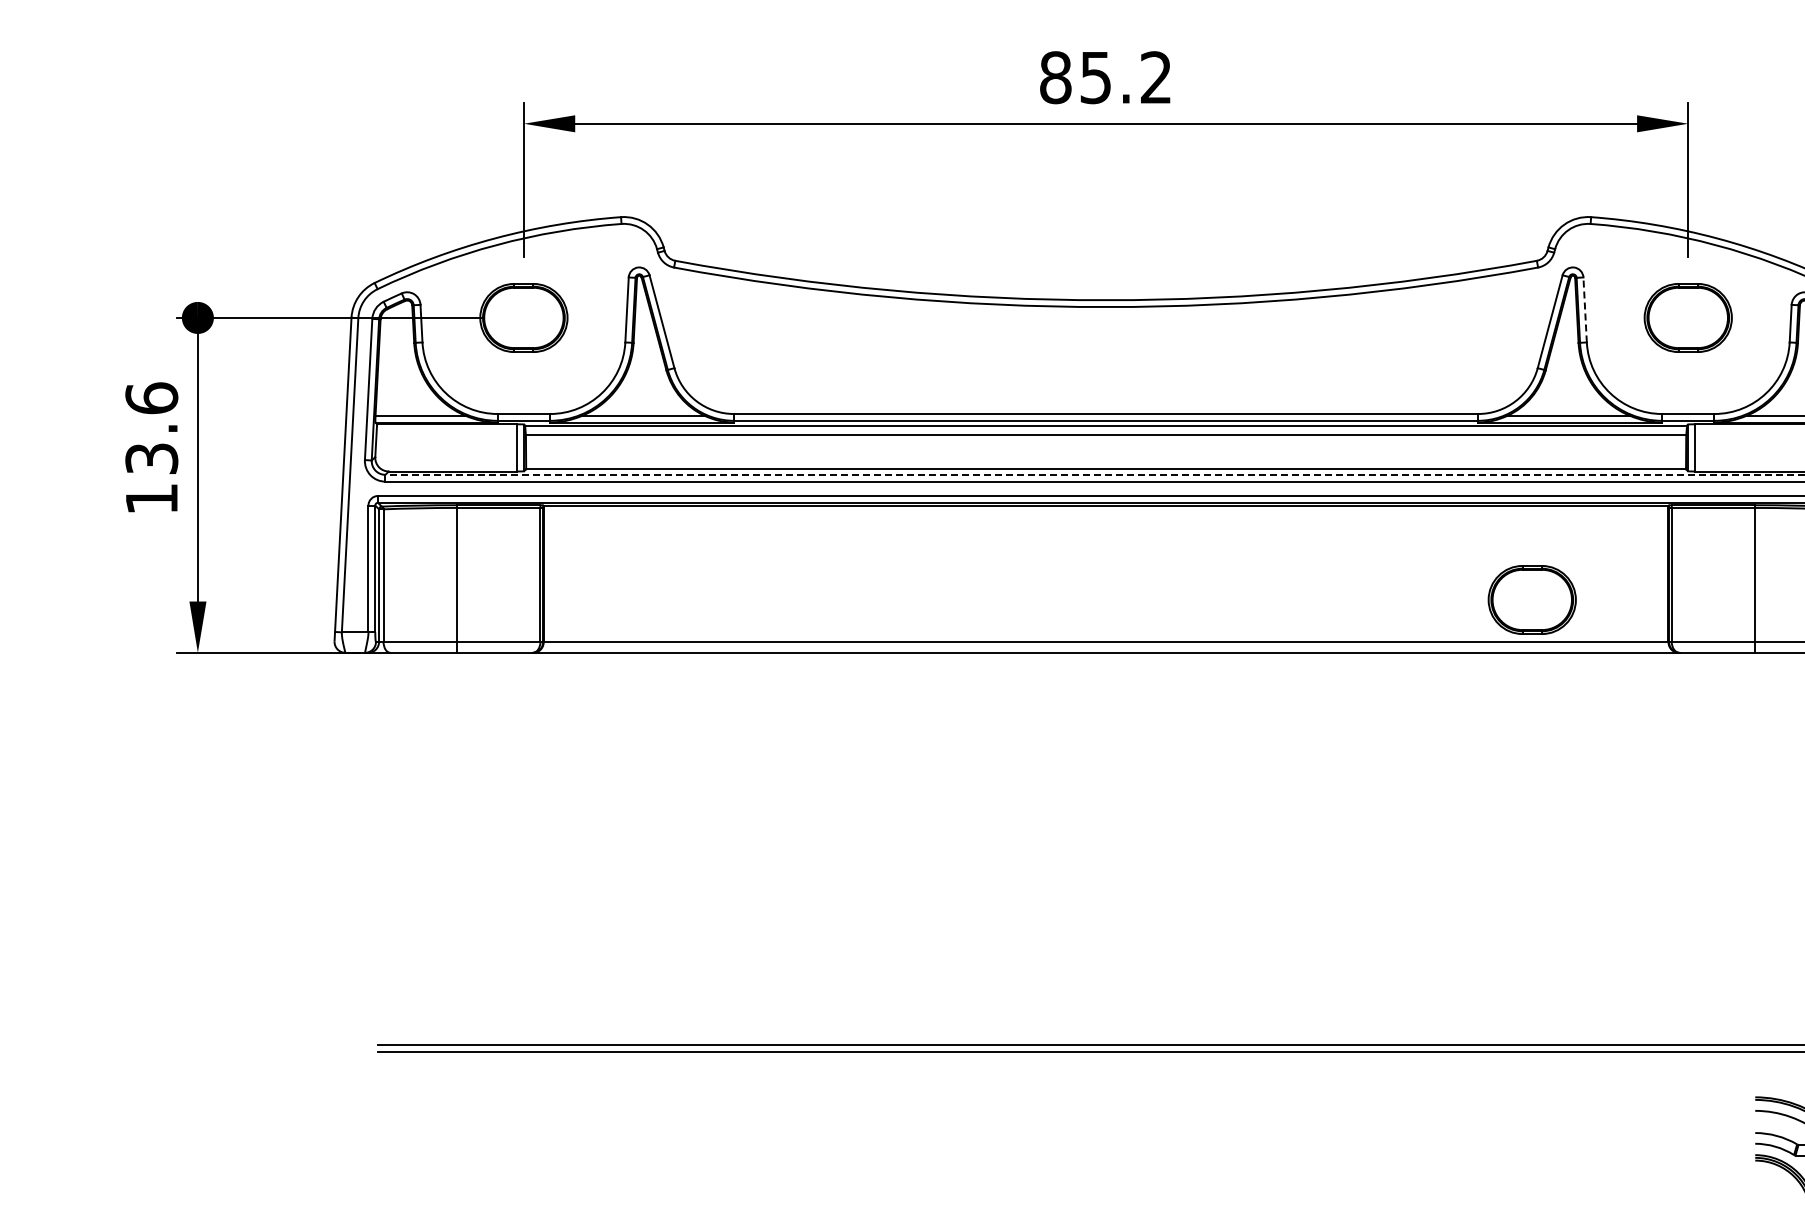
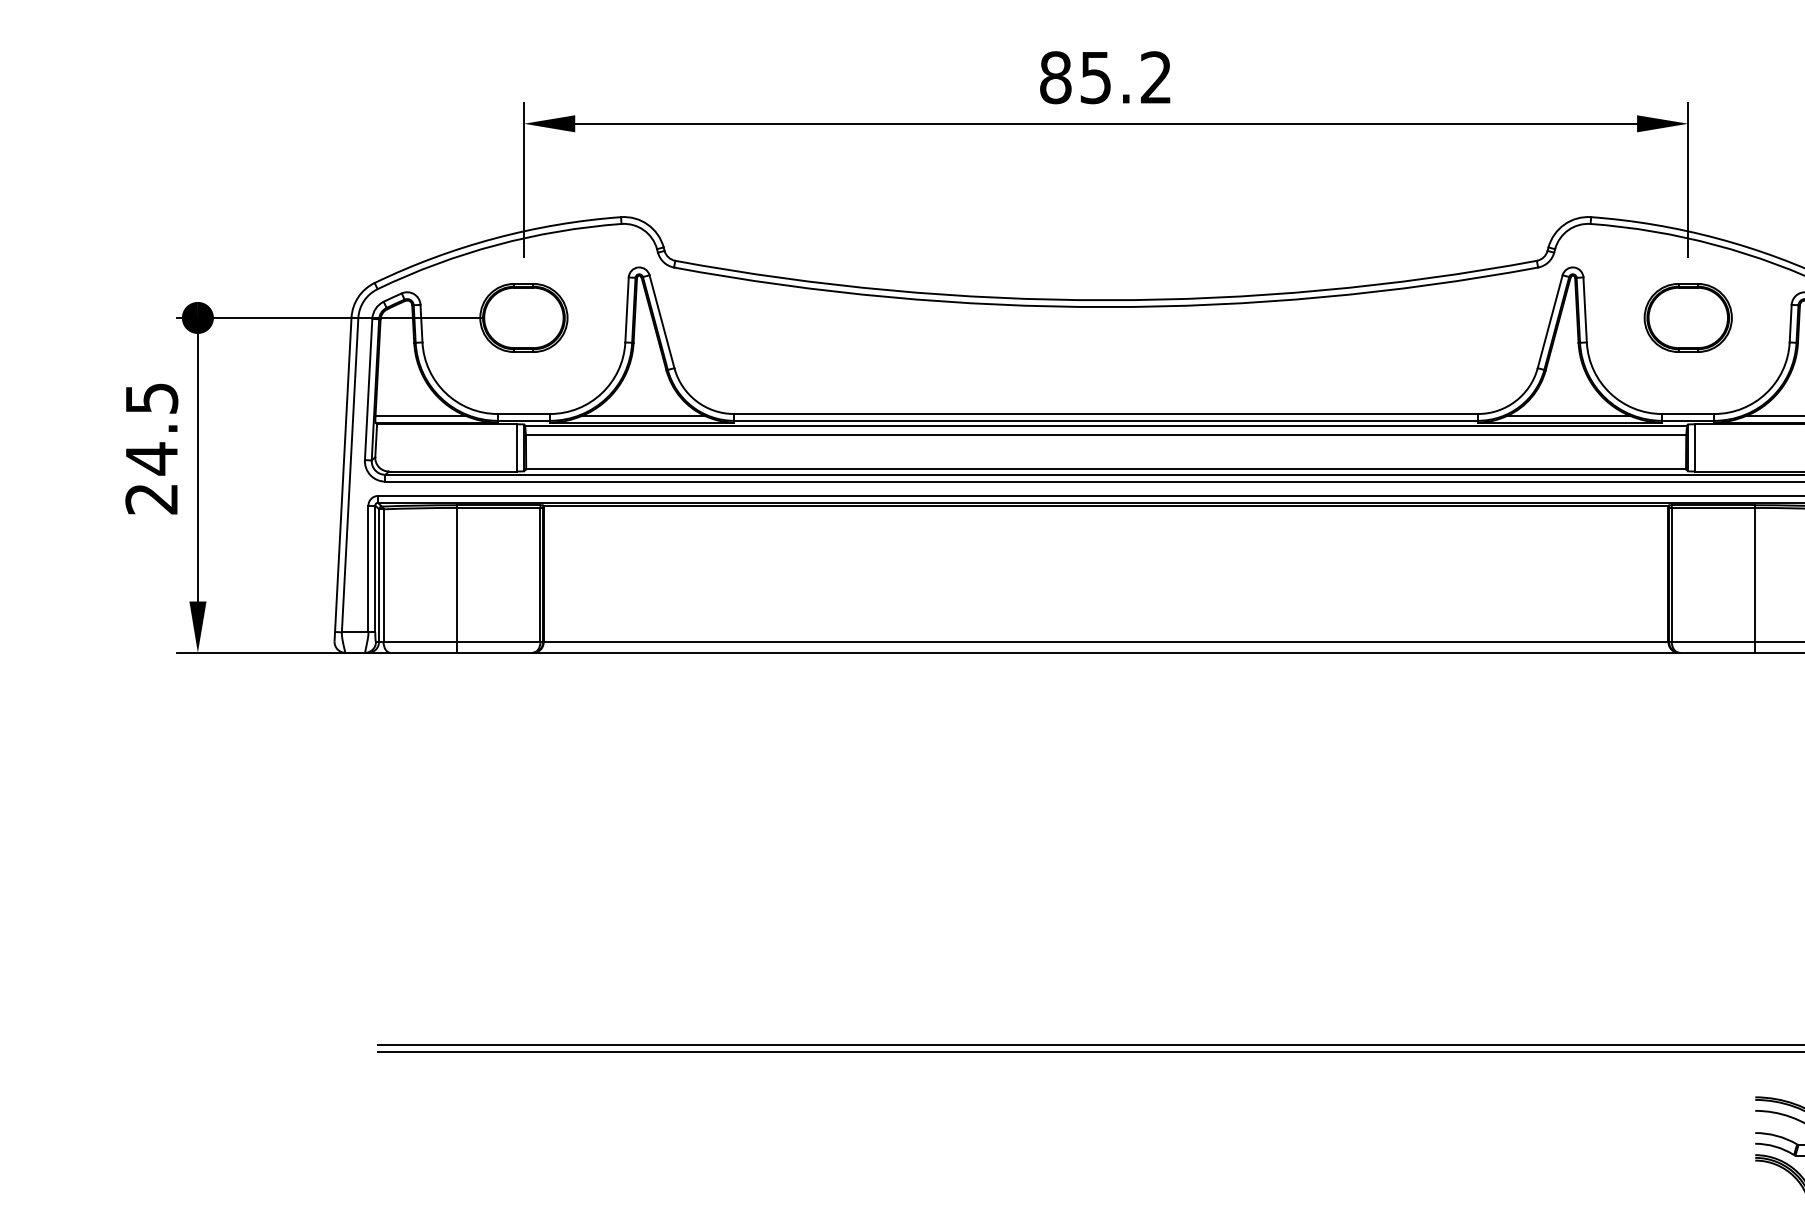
line: dashed -> solid (1585, 309)
text: 13.6 -> 24.5 (151, 448)
line: dashed -> solid (1095, 474)
part: present -> none (1531, 599)
